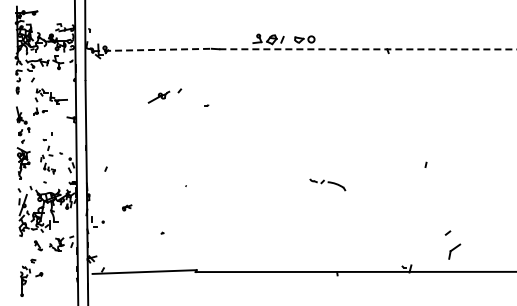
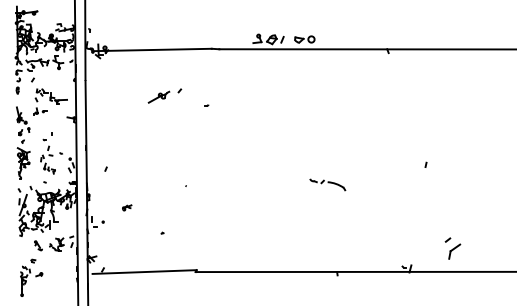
line: dashed -> solid (152, 49)
line: dashed -> solid (368, 49)
line position: (447, 232) -> (447, 239) (447, 239)
